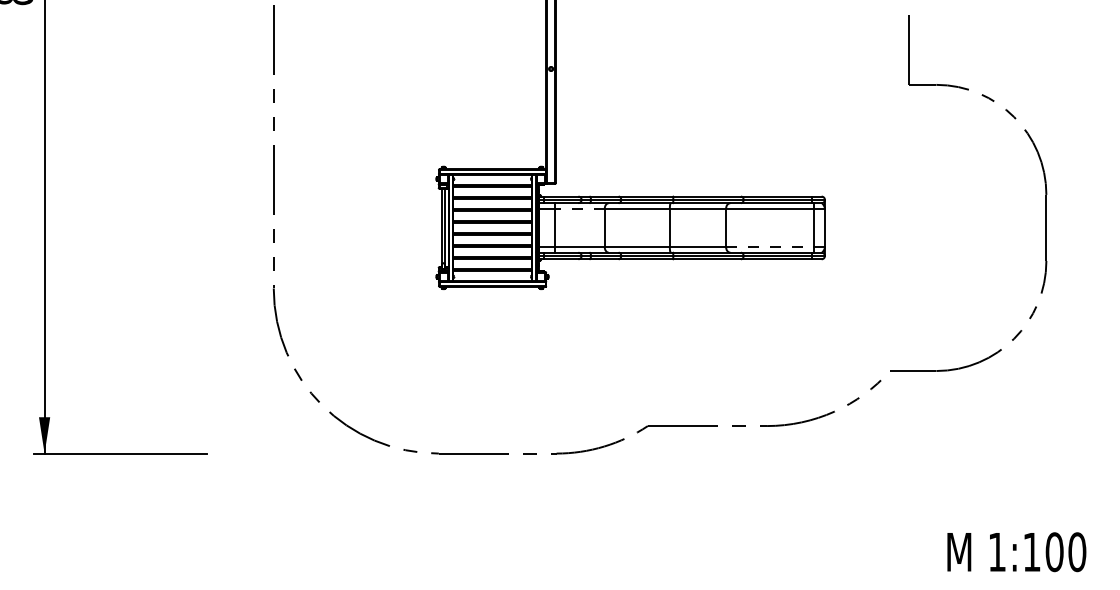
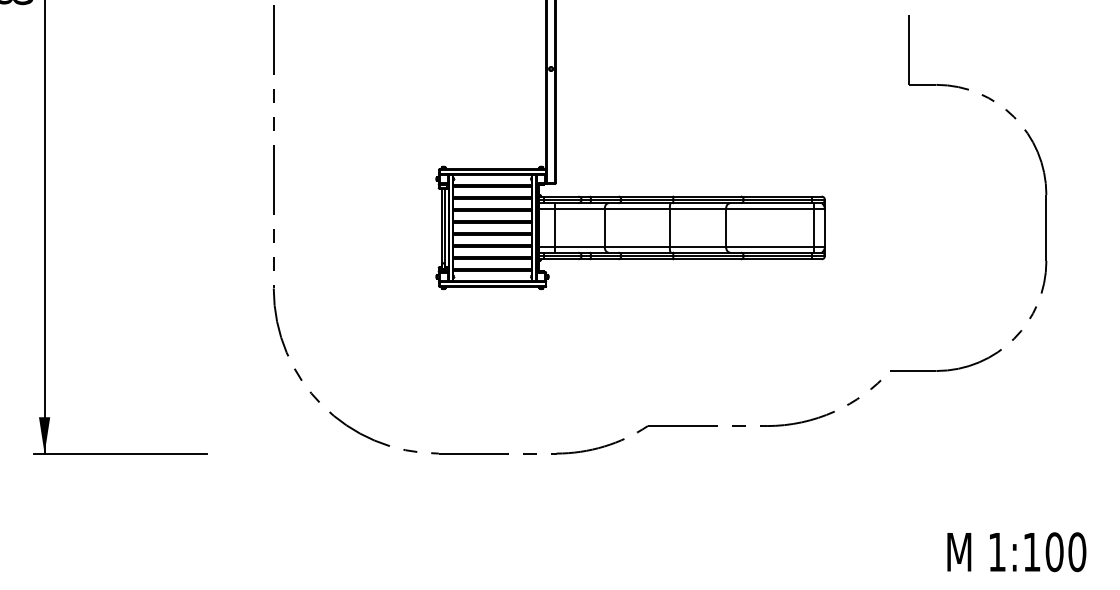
line: dashed -> solid (580, 208)
line: dashed -> solid (770, 247)
